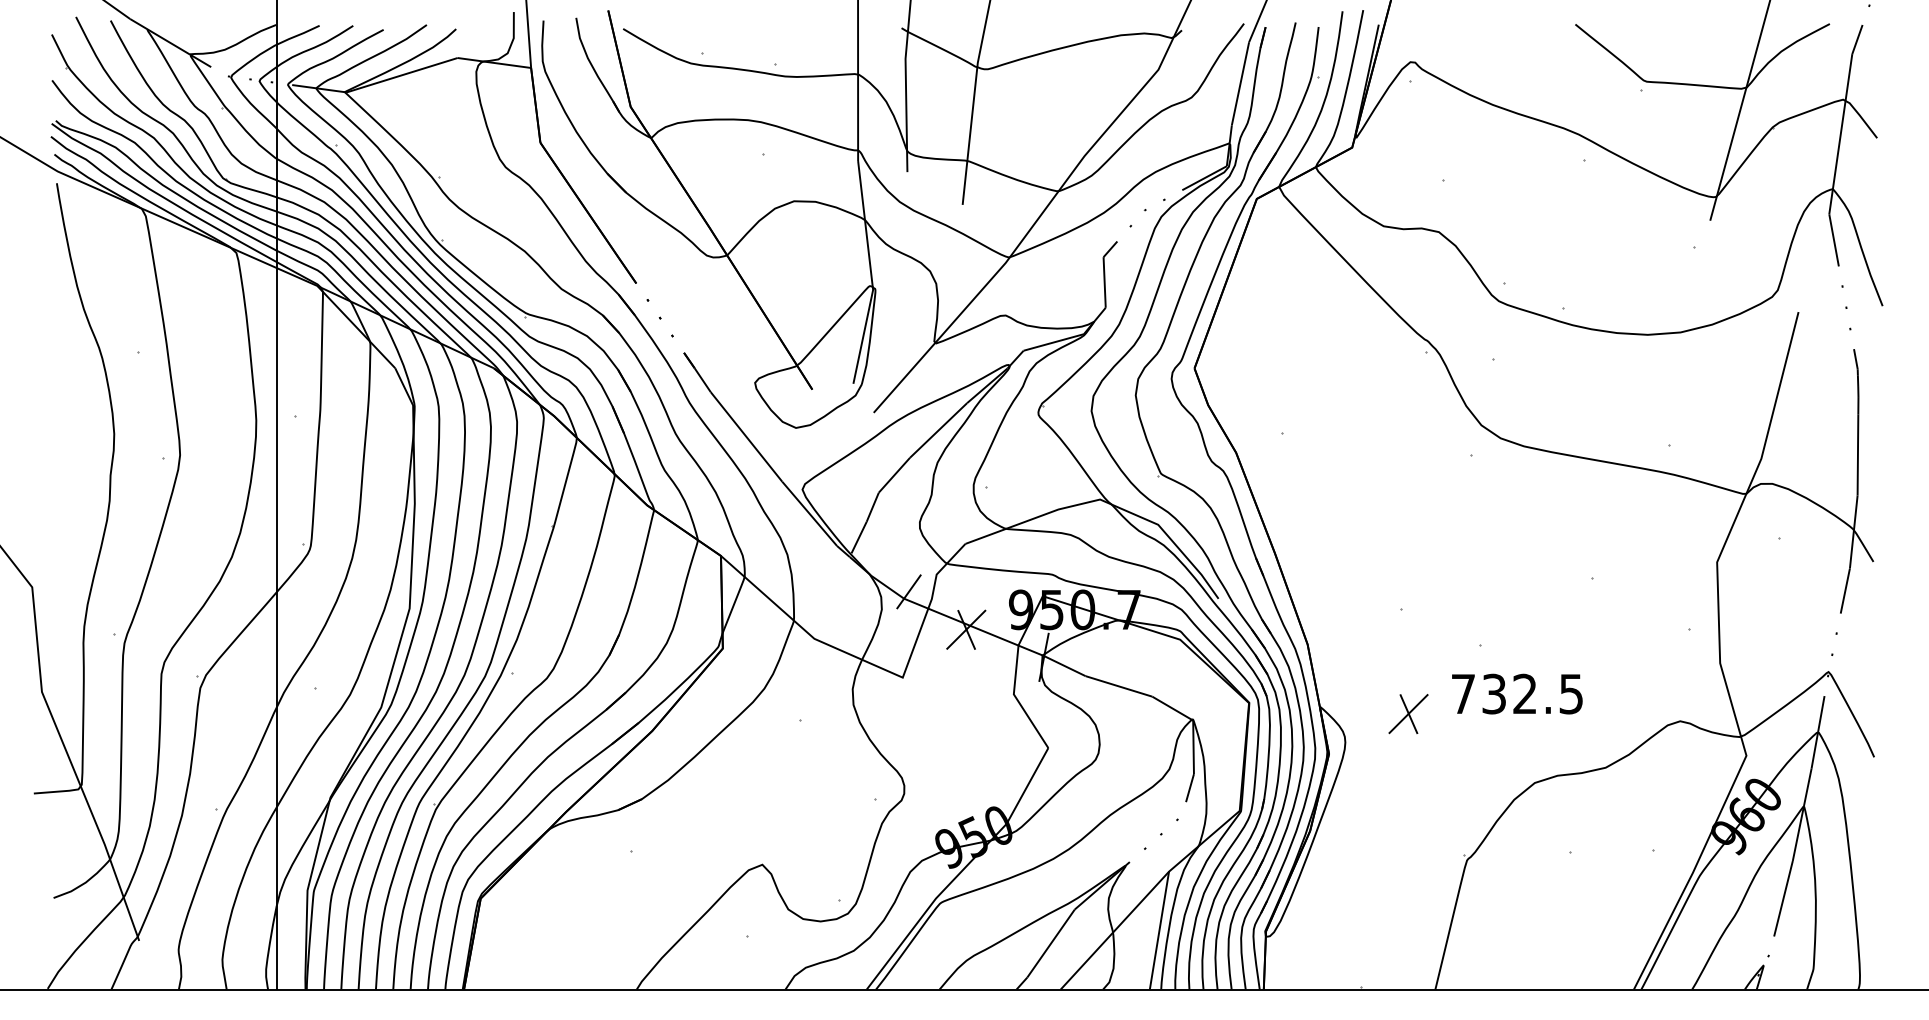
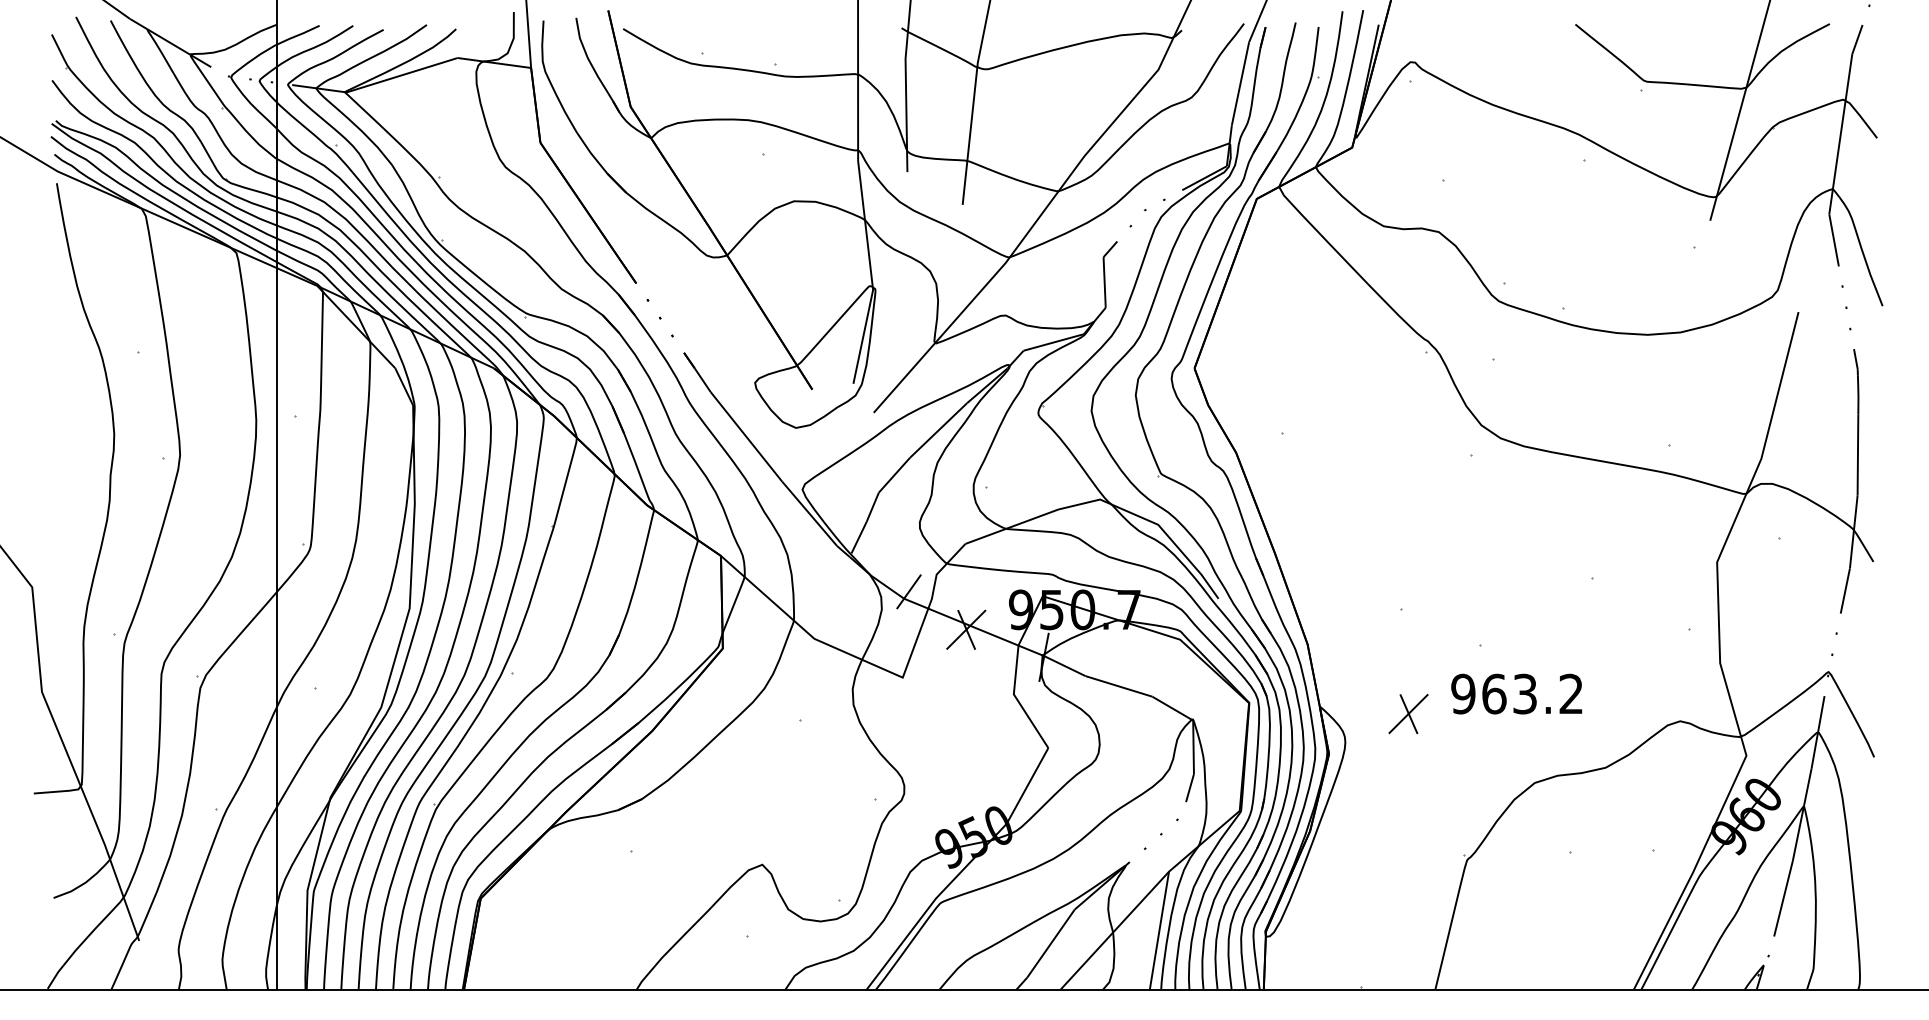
text: 732.5 -> 963.2 (1516, 693)
